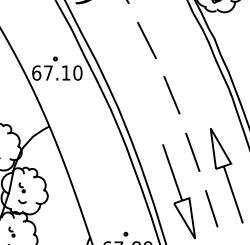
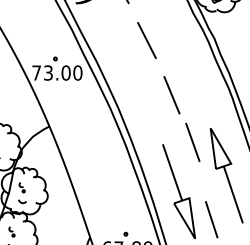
text: 67.10 -> 73.00 (51, 72)
line position: (192, 151) -> (192, 141) (192, 141)
line position: (211, 208) -> (211, 219) (211, 219)
